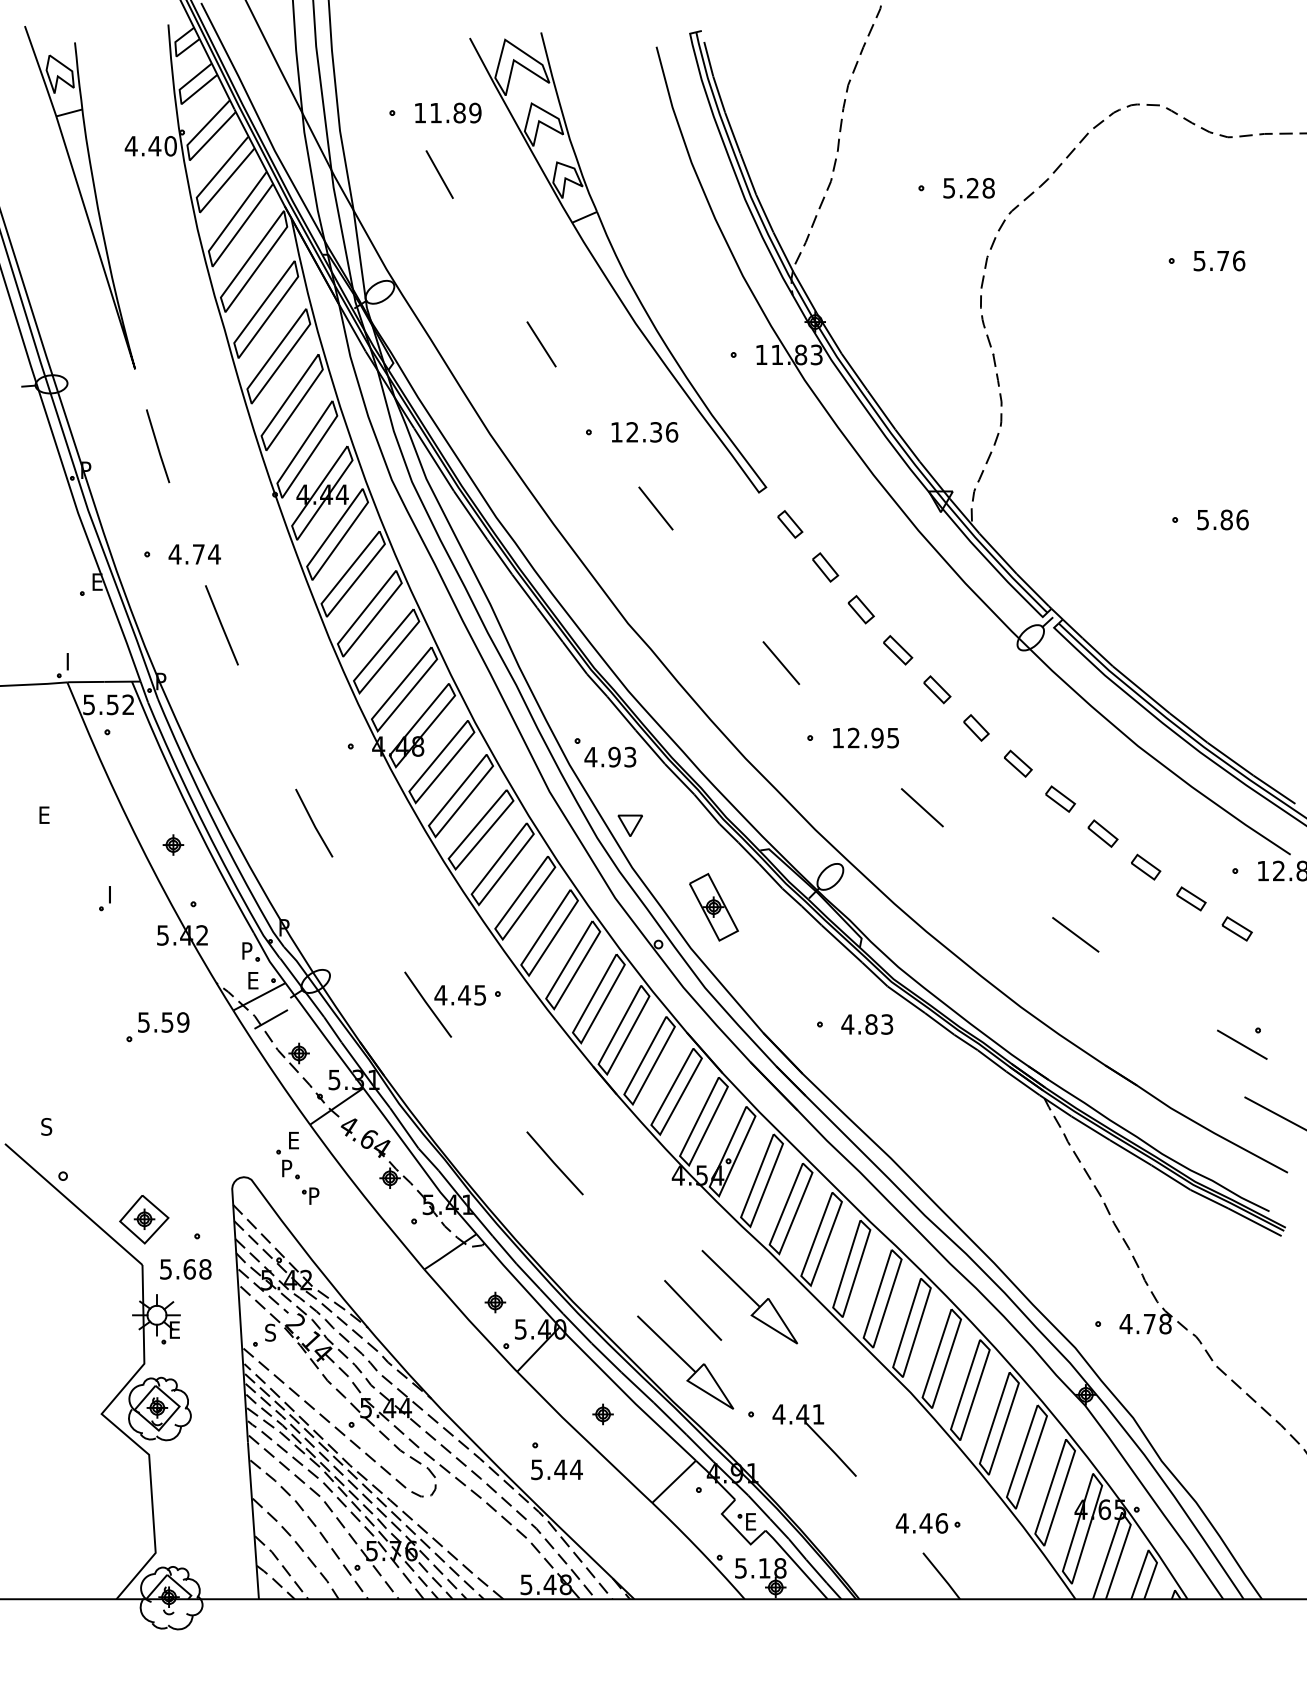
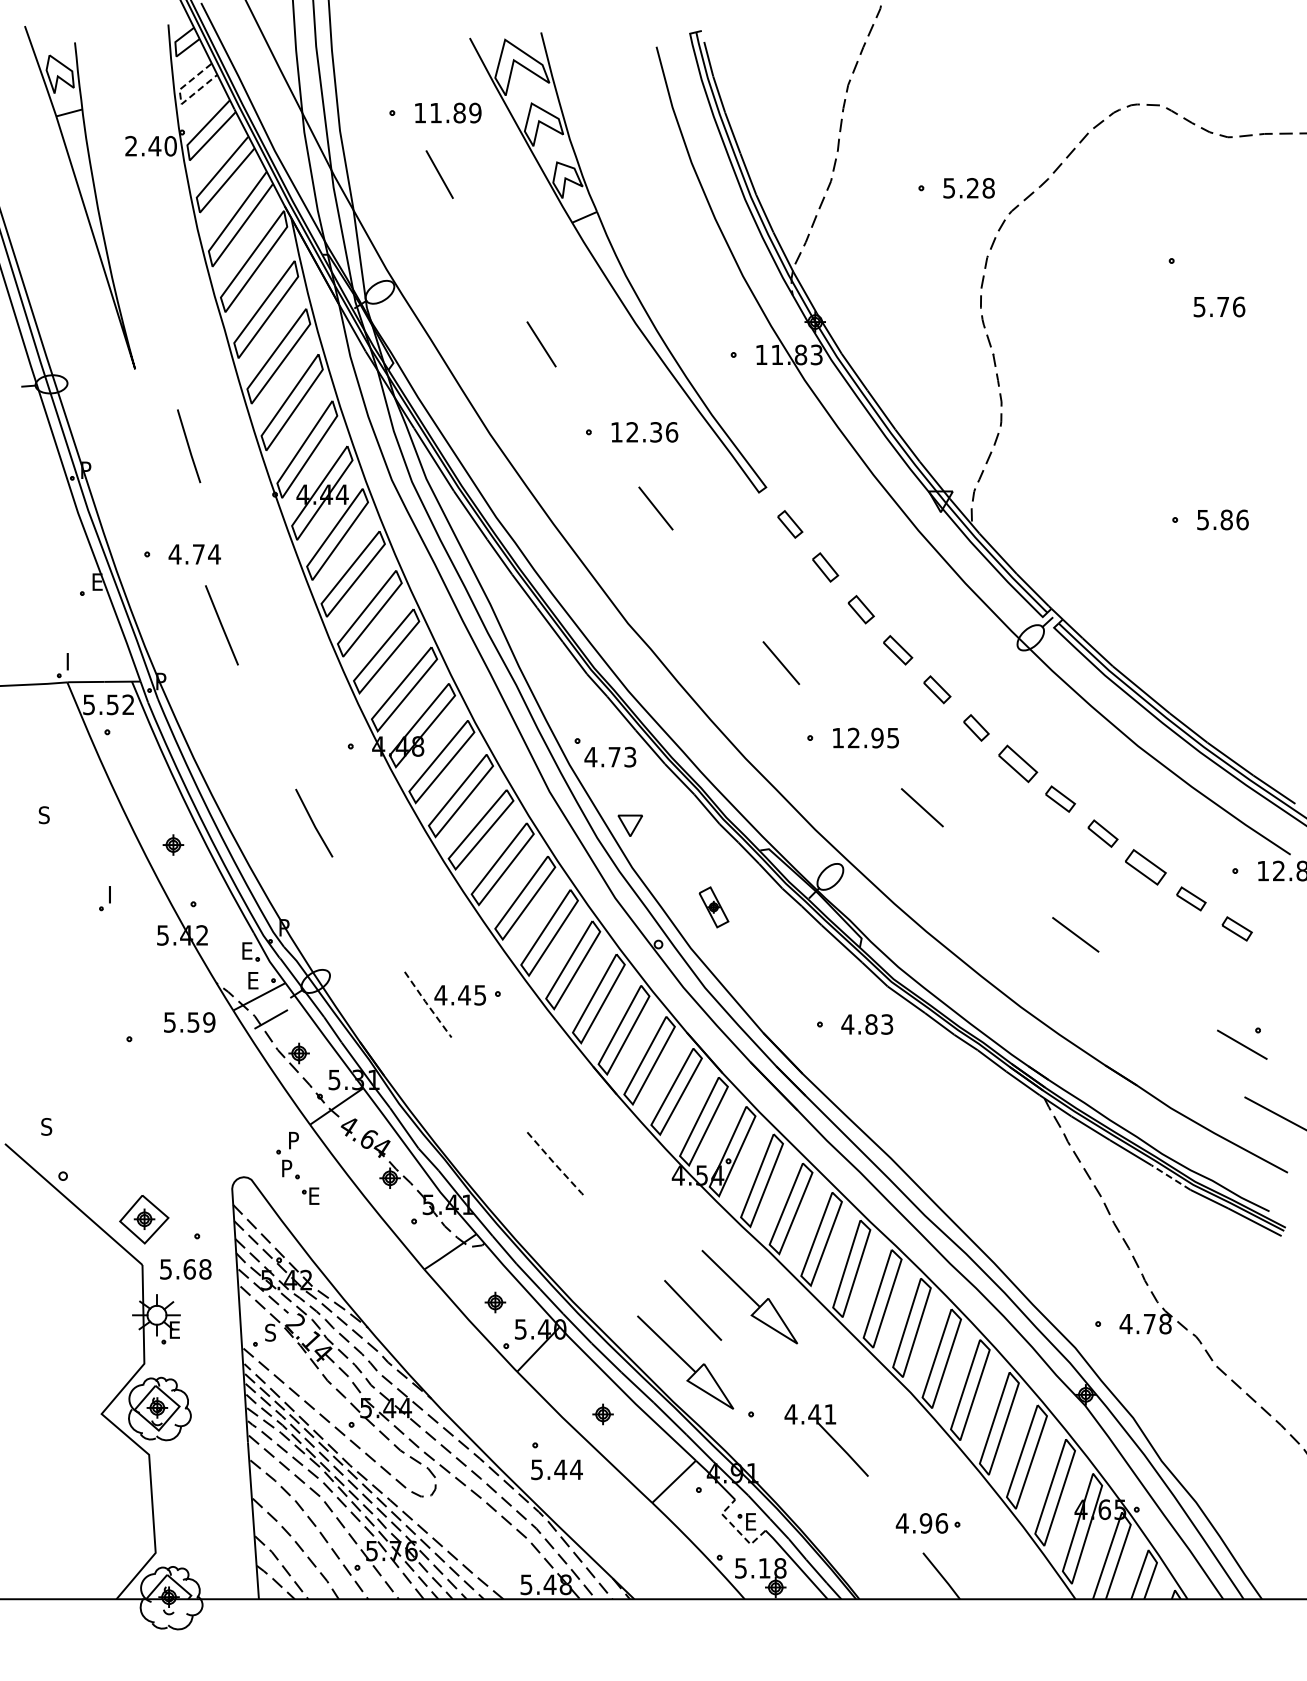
line: solid -> dashed (180, 99)
text: 4.40 -> 2.40 (130, 145)
text position: (1219, 260) -> (1219, 306) (1219, 306)
line position: (158, 446) -> (189, 446) (189, 446)
text: 4.93 -> 4.73 (614, 756)
part size: 29x29 px -> 41x40 px (1018, 763)
text: E -> S (43, 815)
part size: 31x28 px -> 42x37 px (1145, 867)
part size: 50x69 px -> 32x43 px (713, 907)
text: P -> E (248, 950)
line: solid -> dashed (428, 1005)
text position: (163, 1022) -> (189, 1022) (189, 1022)
text: E -> P (294, 1140)
line: solid -> dashed (554, 1163)
line: solid -> dashed (1170, 1177)
text: P -> E (315, 1195)
part position: (814, 1440) -> (826, 1440) (826, 1440)
text: 4.46 -> 4.96 (925, 1523)
line: solid -> dashed (736, 1529)
